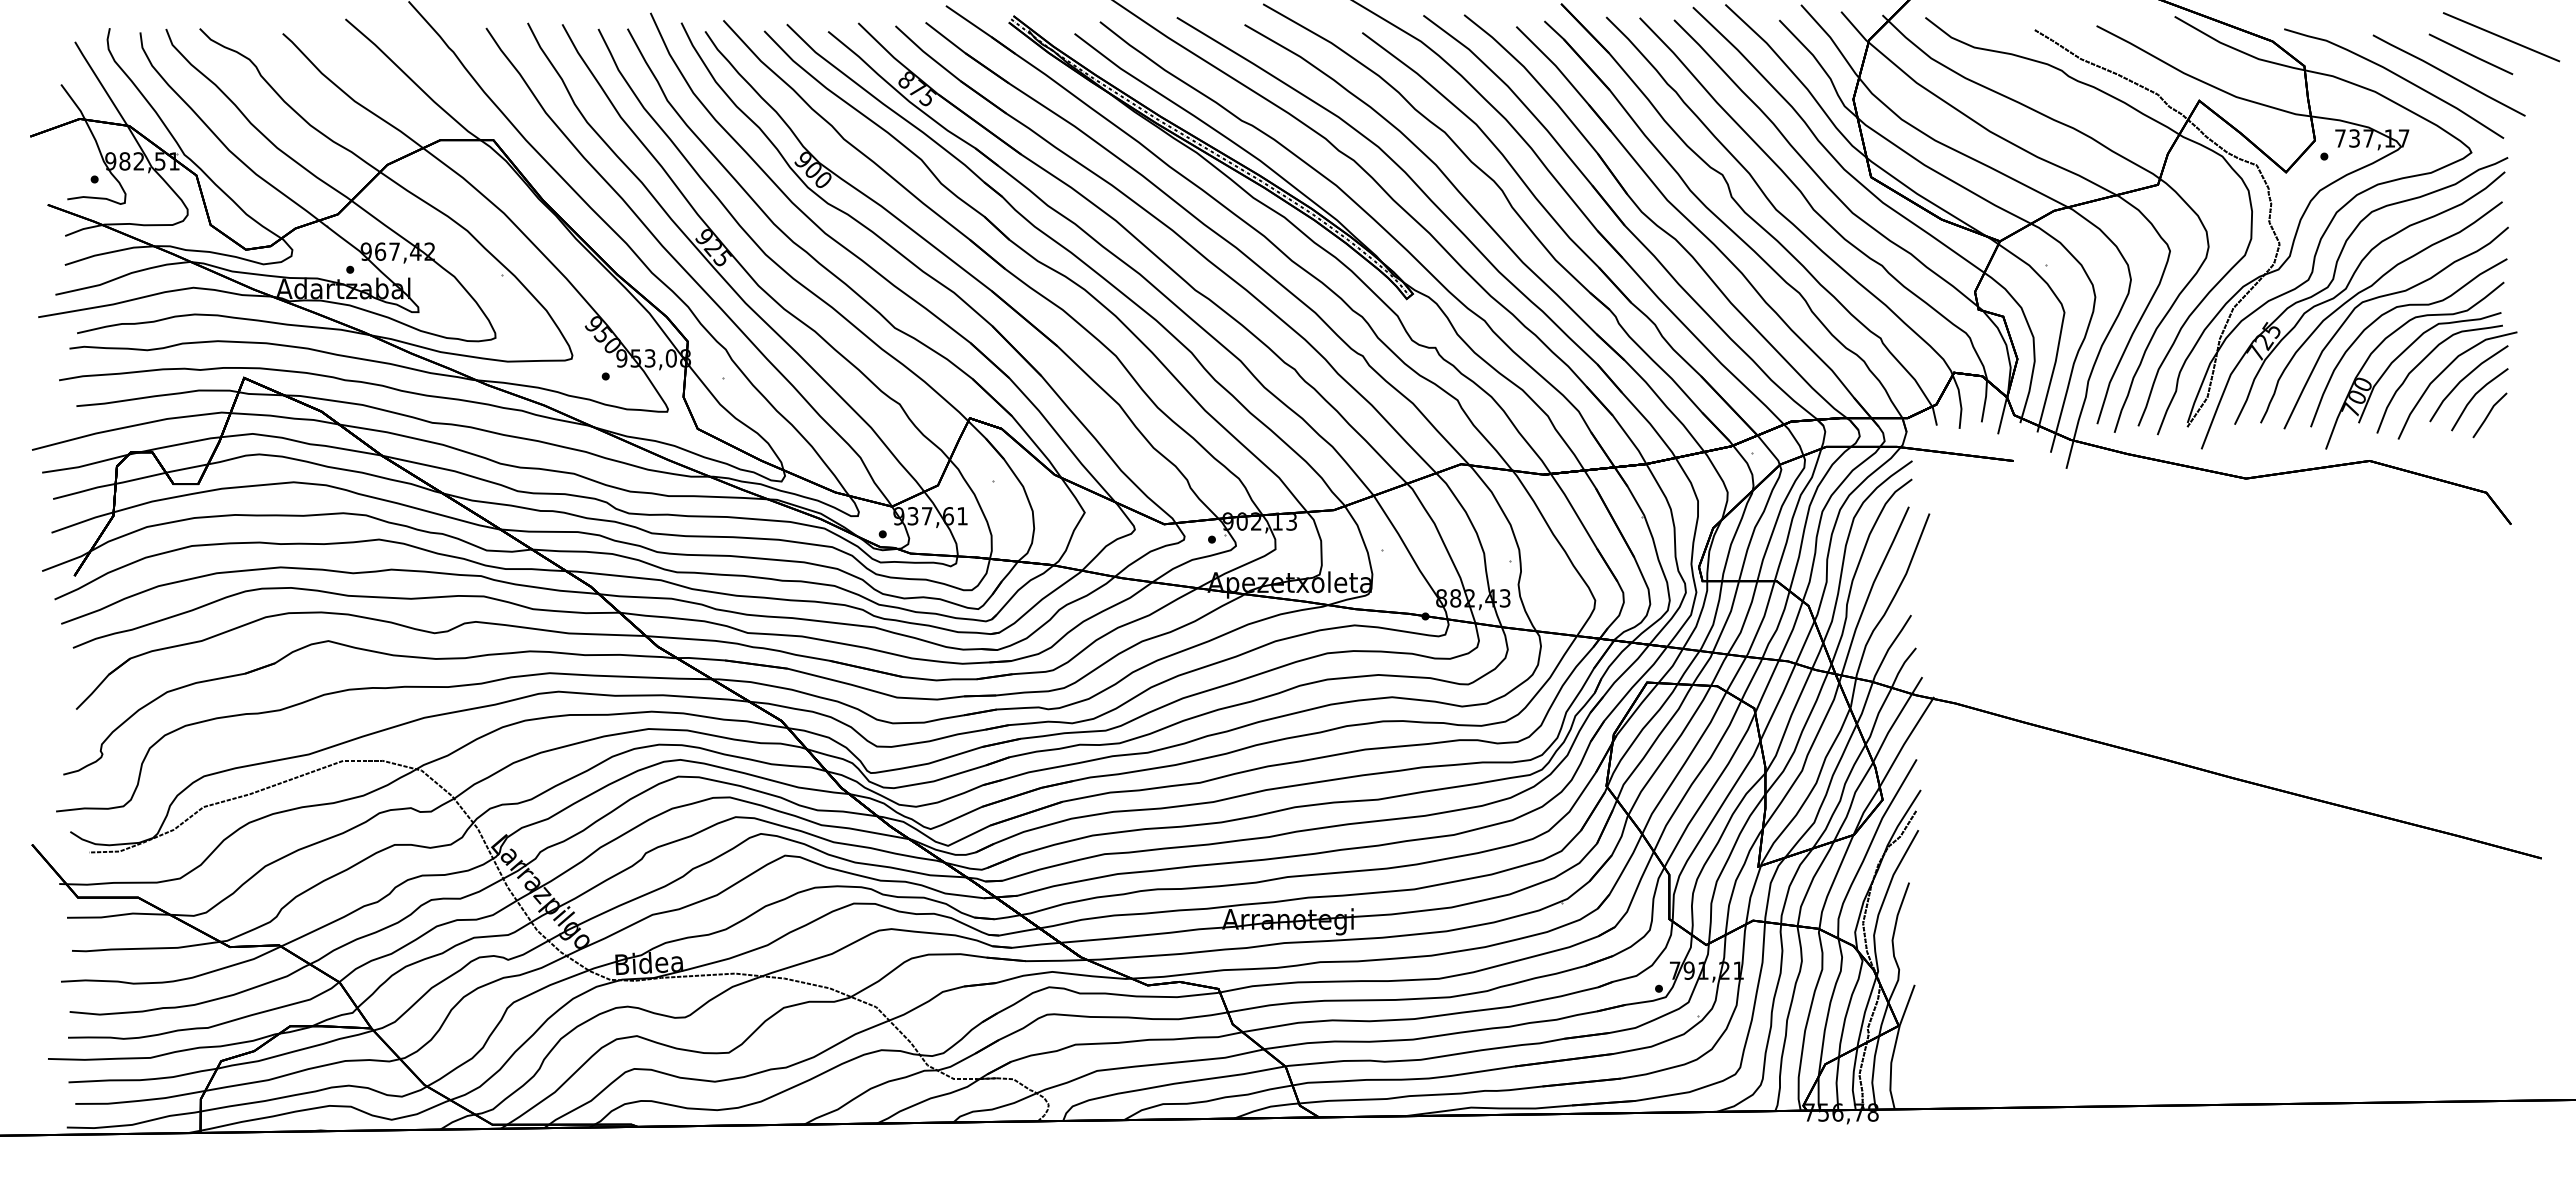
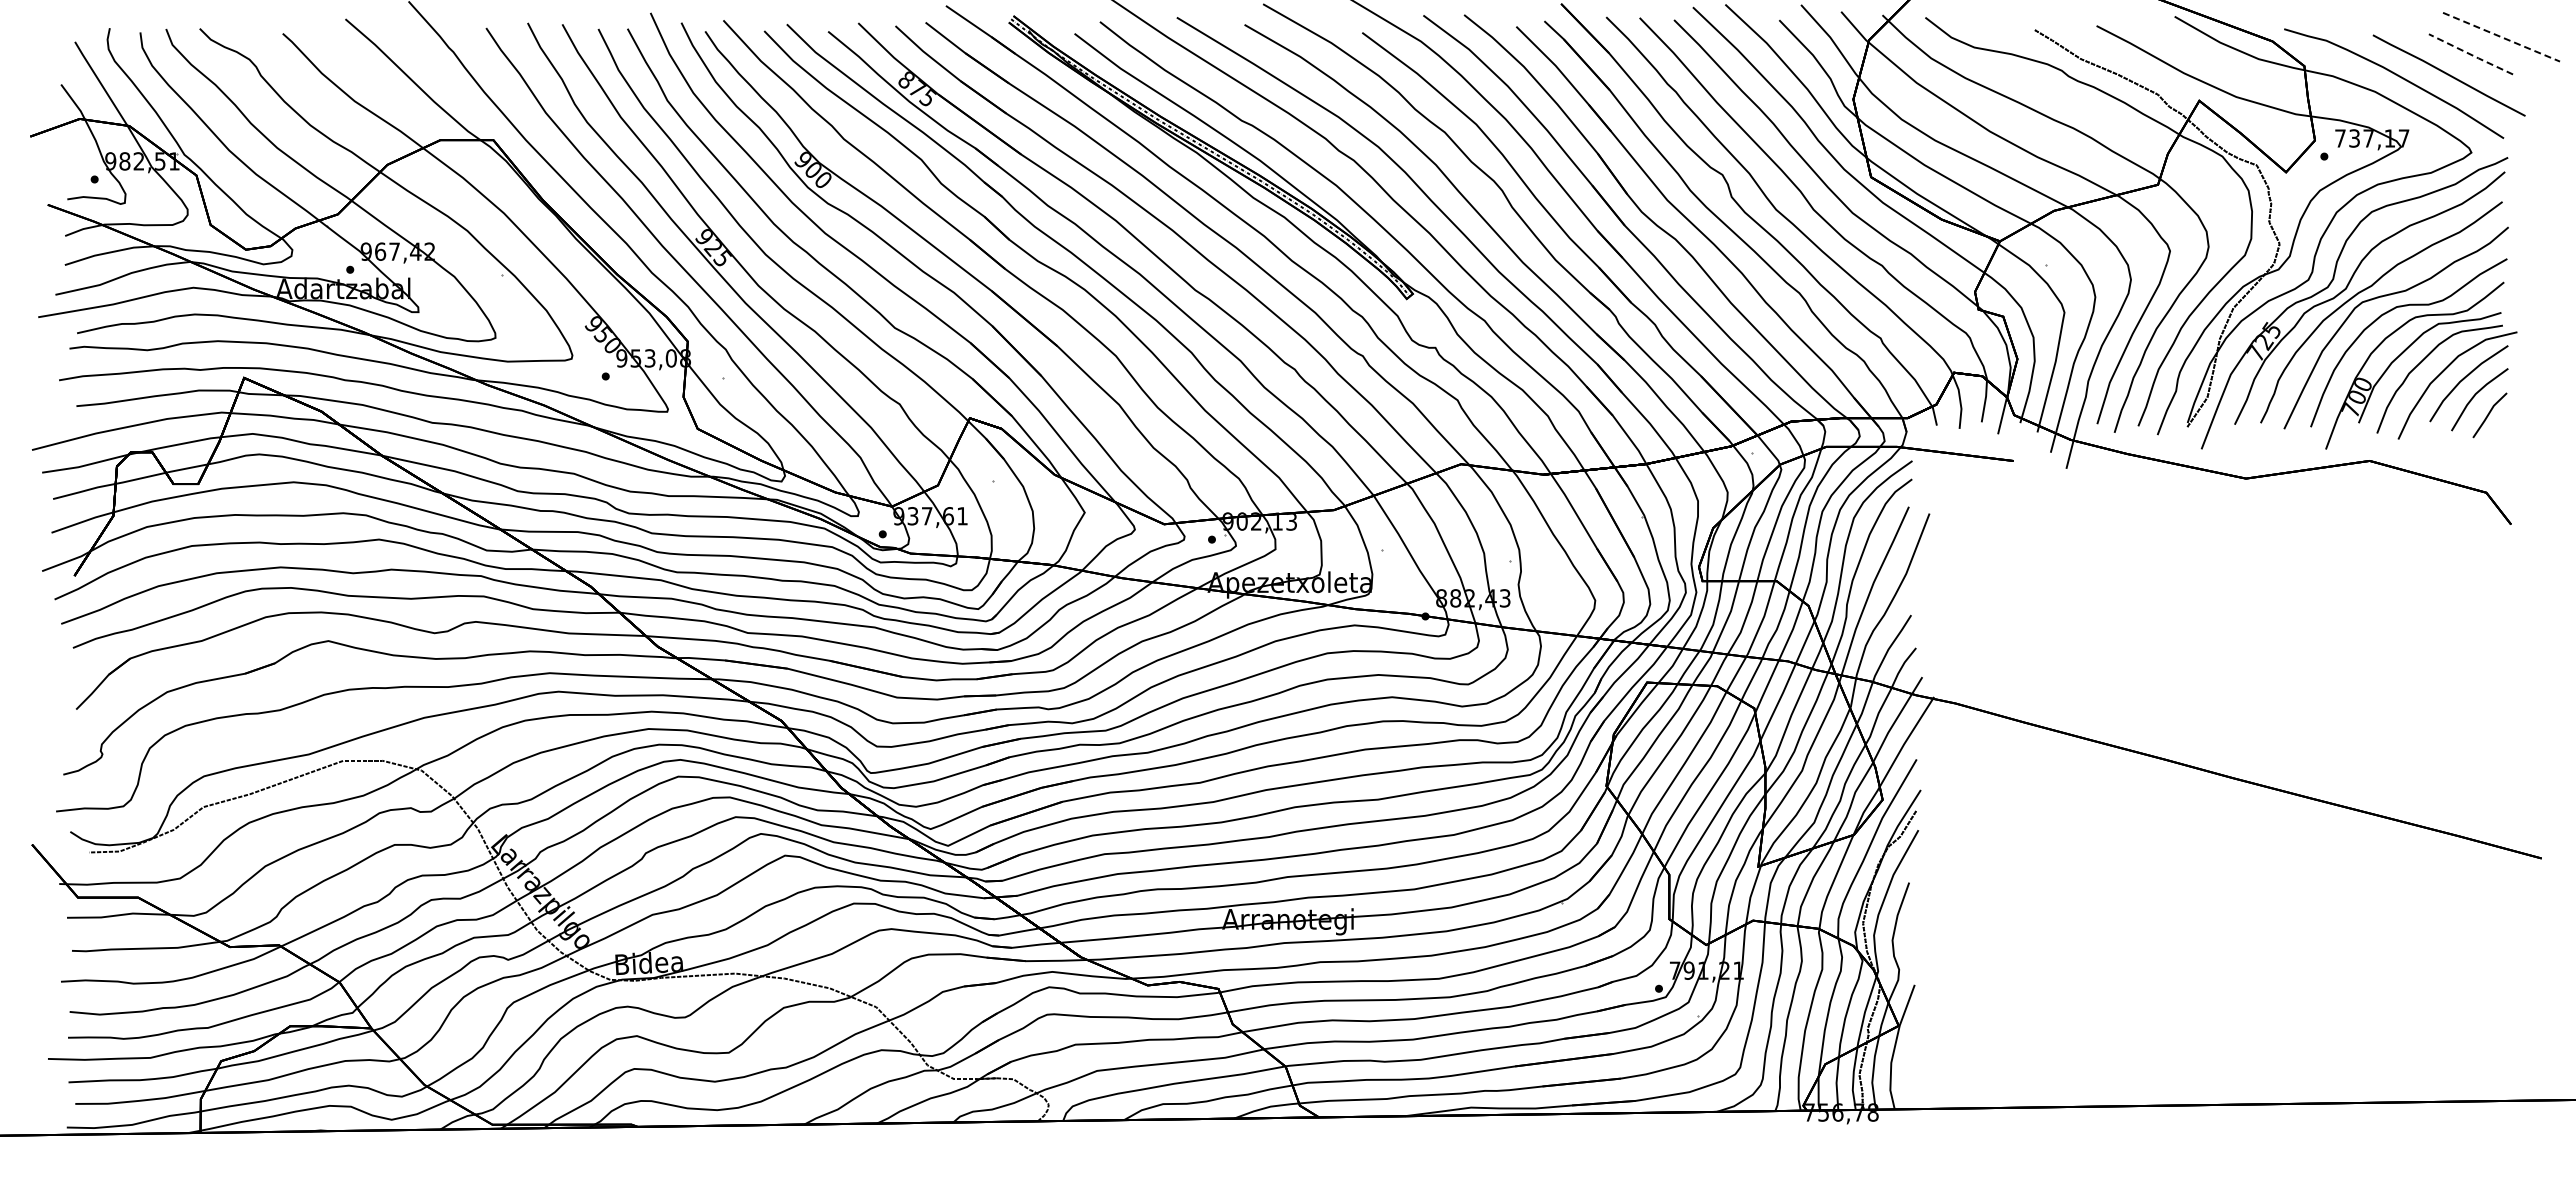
line: solid -> dashed (2501, 37)
line: solid -> dashed (2471, 54)
